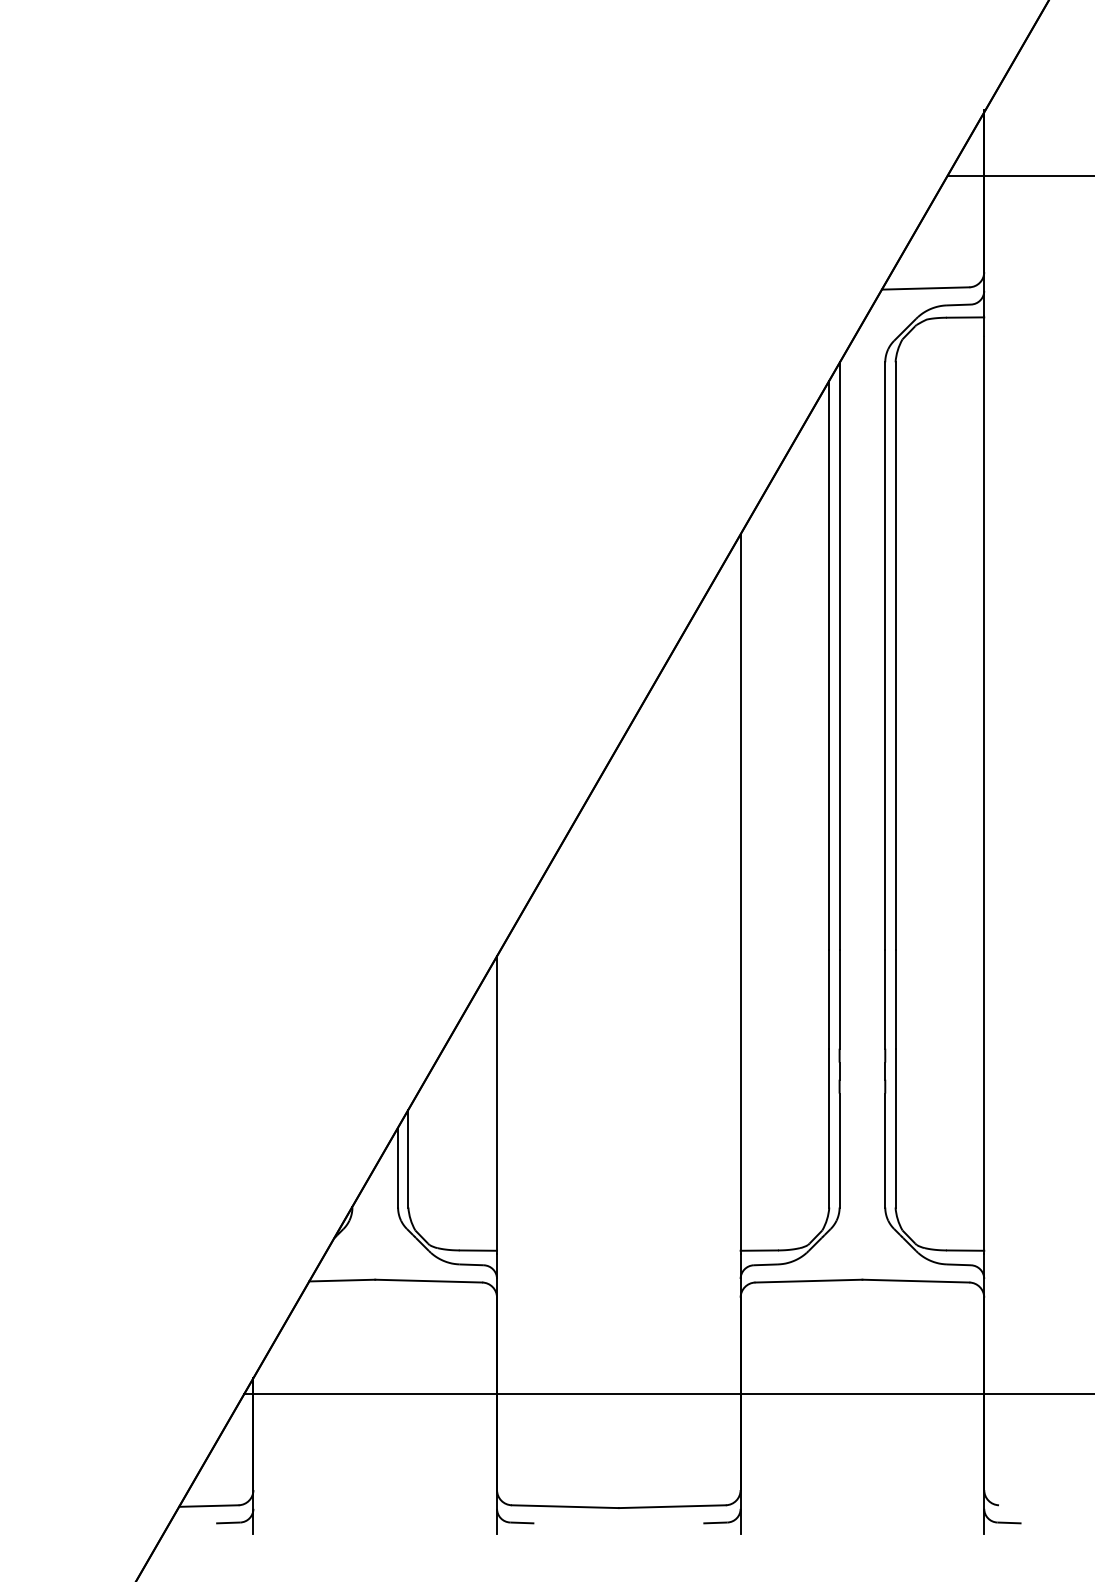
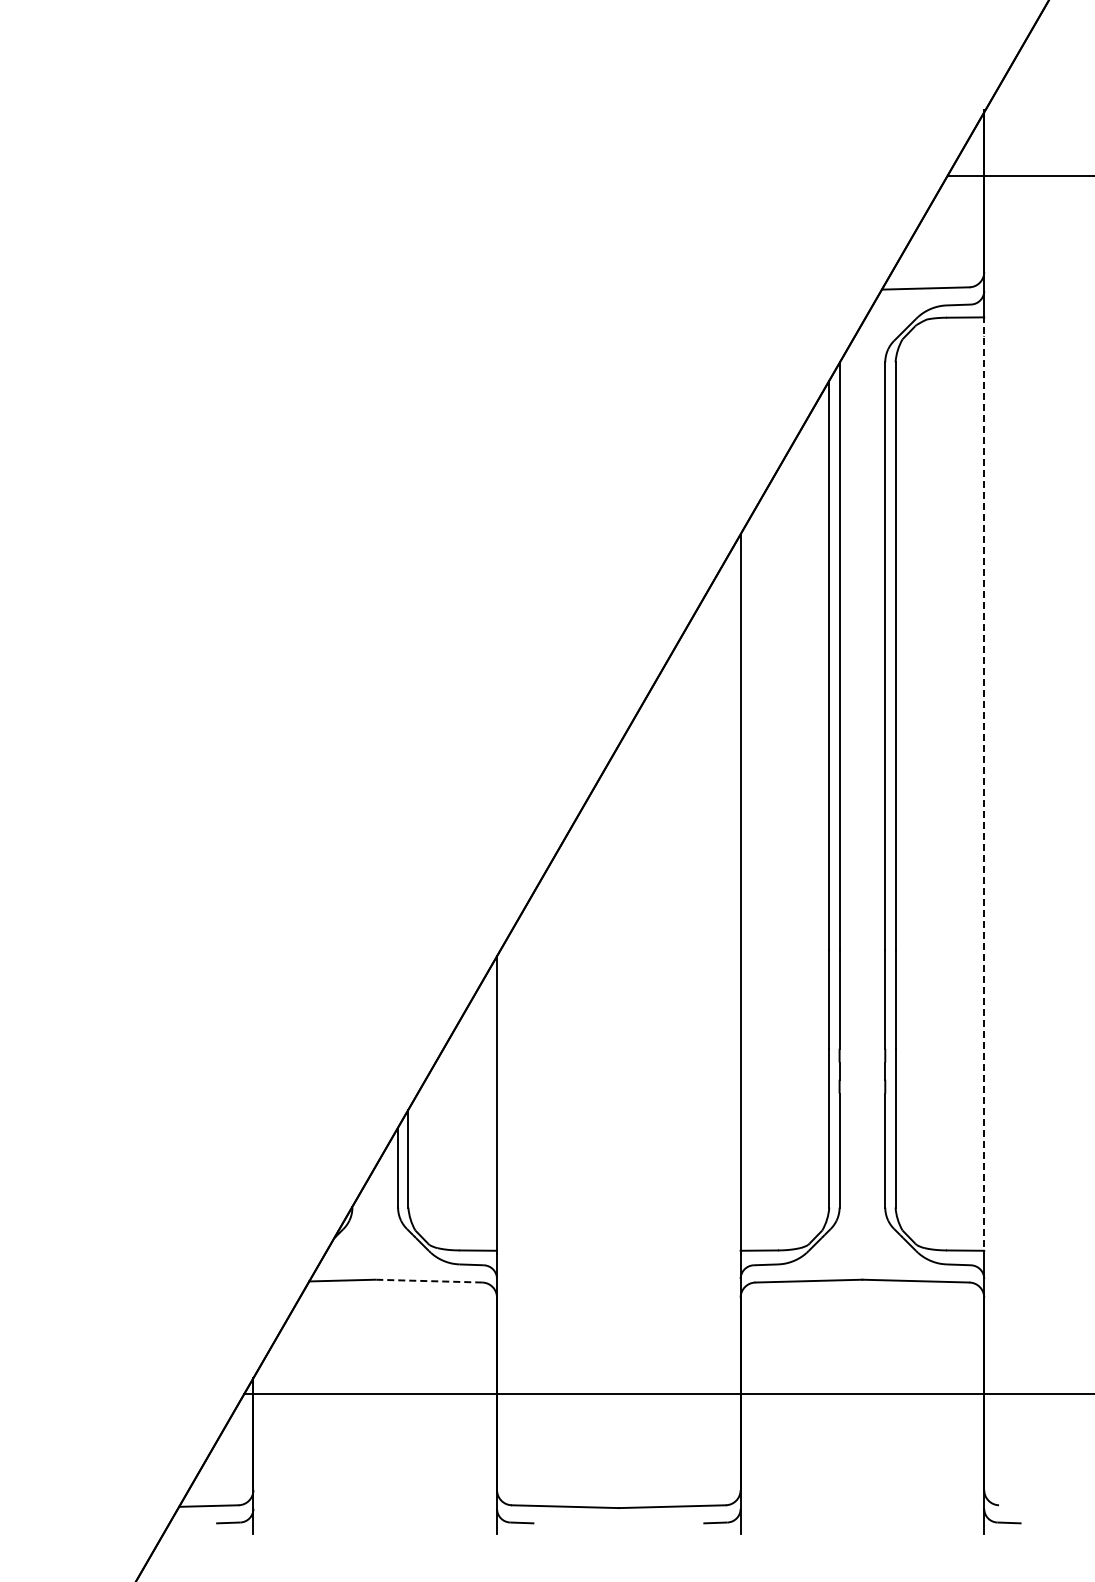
line: solid -> dashed (984, 785)
line: solid -> dashed (428, 1281)
